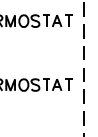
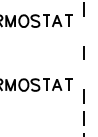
line: present -> none (83, 31)
line: present -> none (83, 74)
